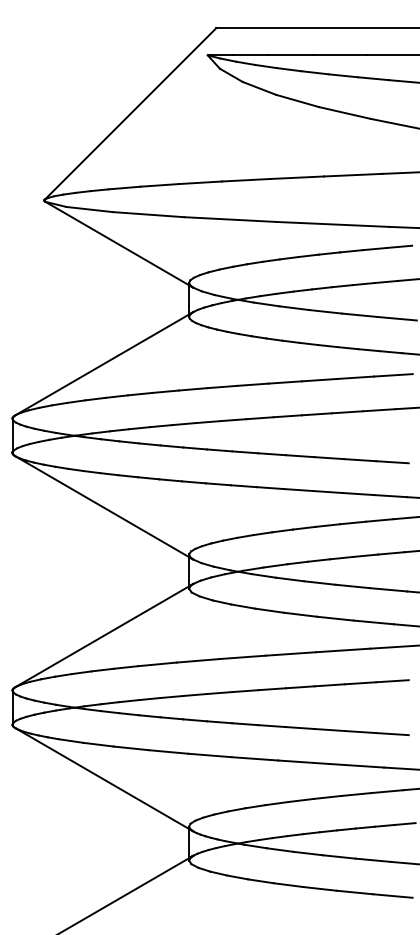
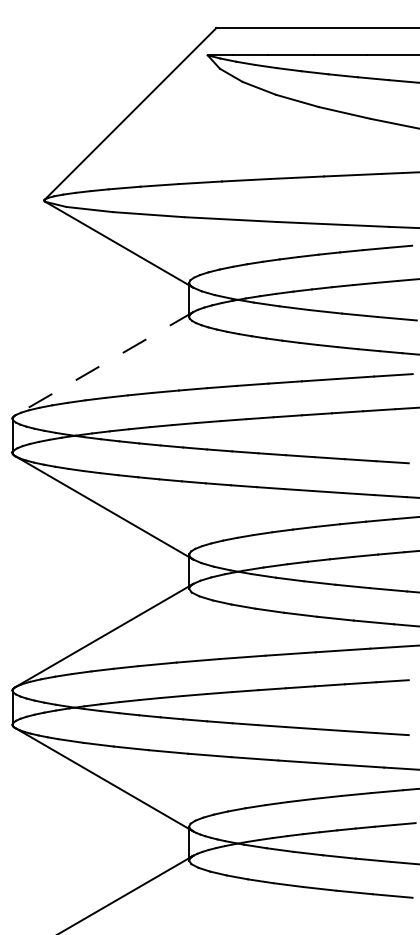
line: solid -> dashed (104, 363)
